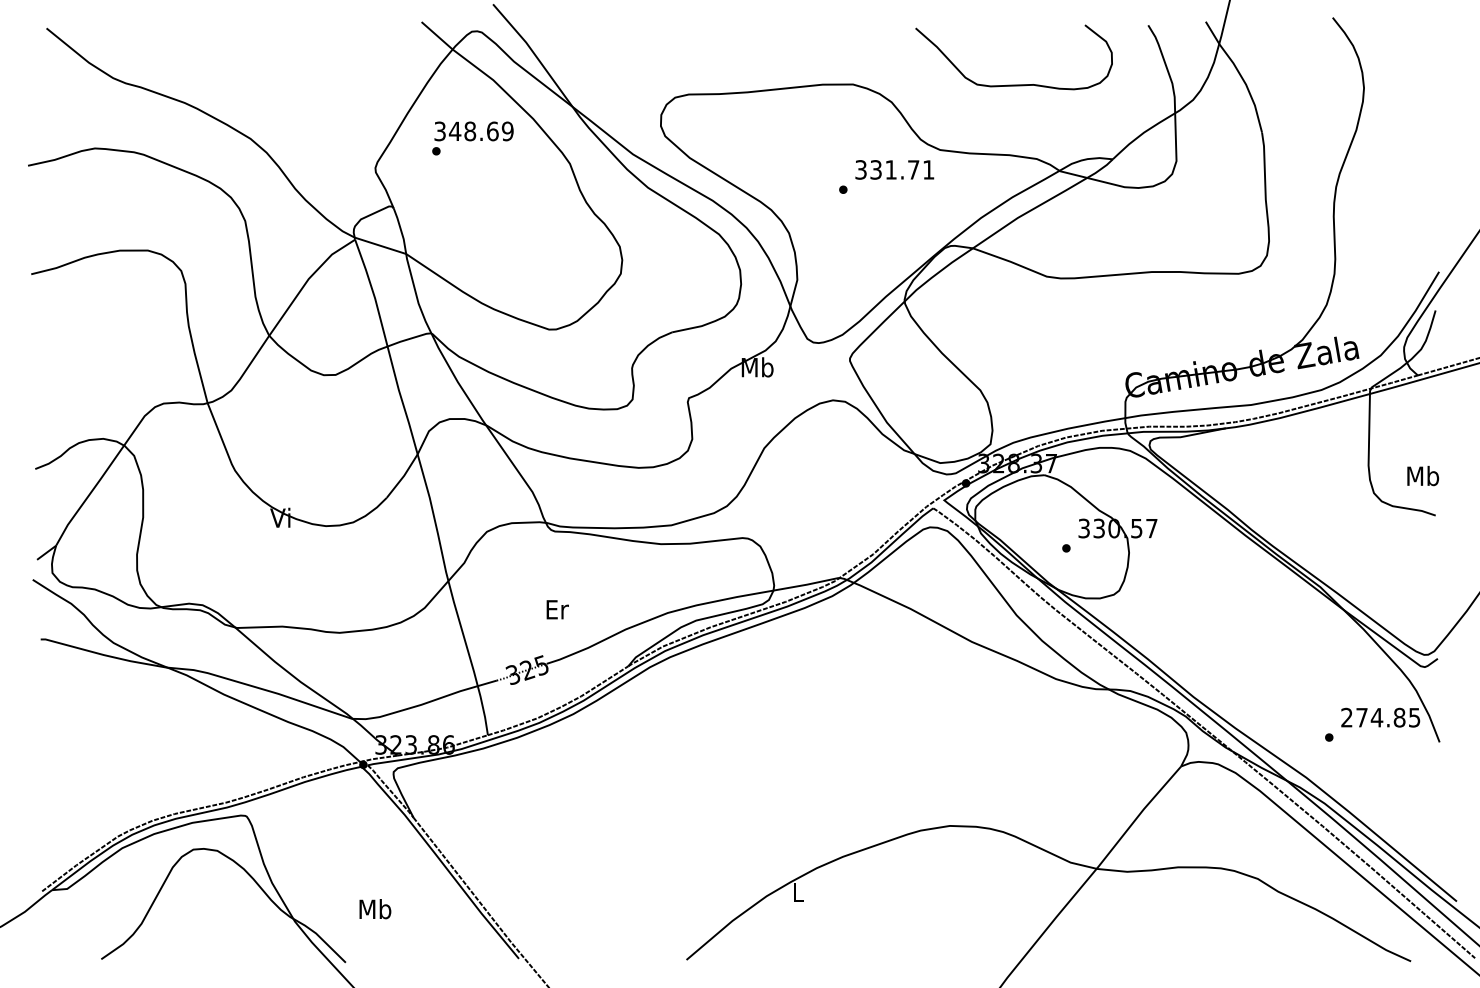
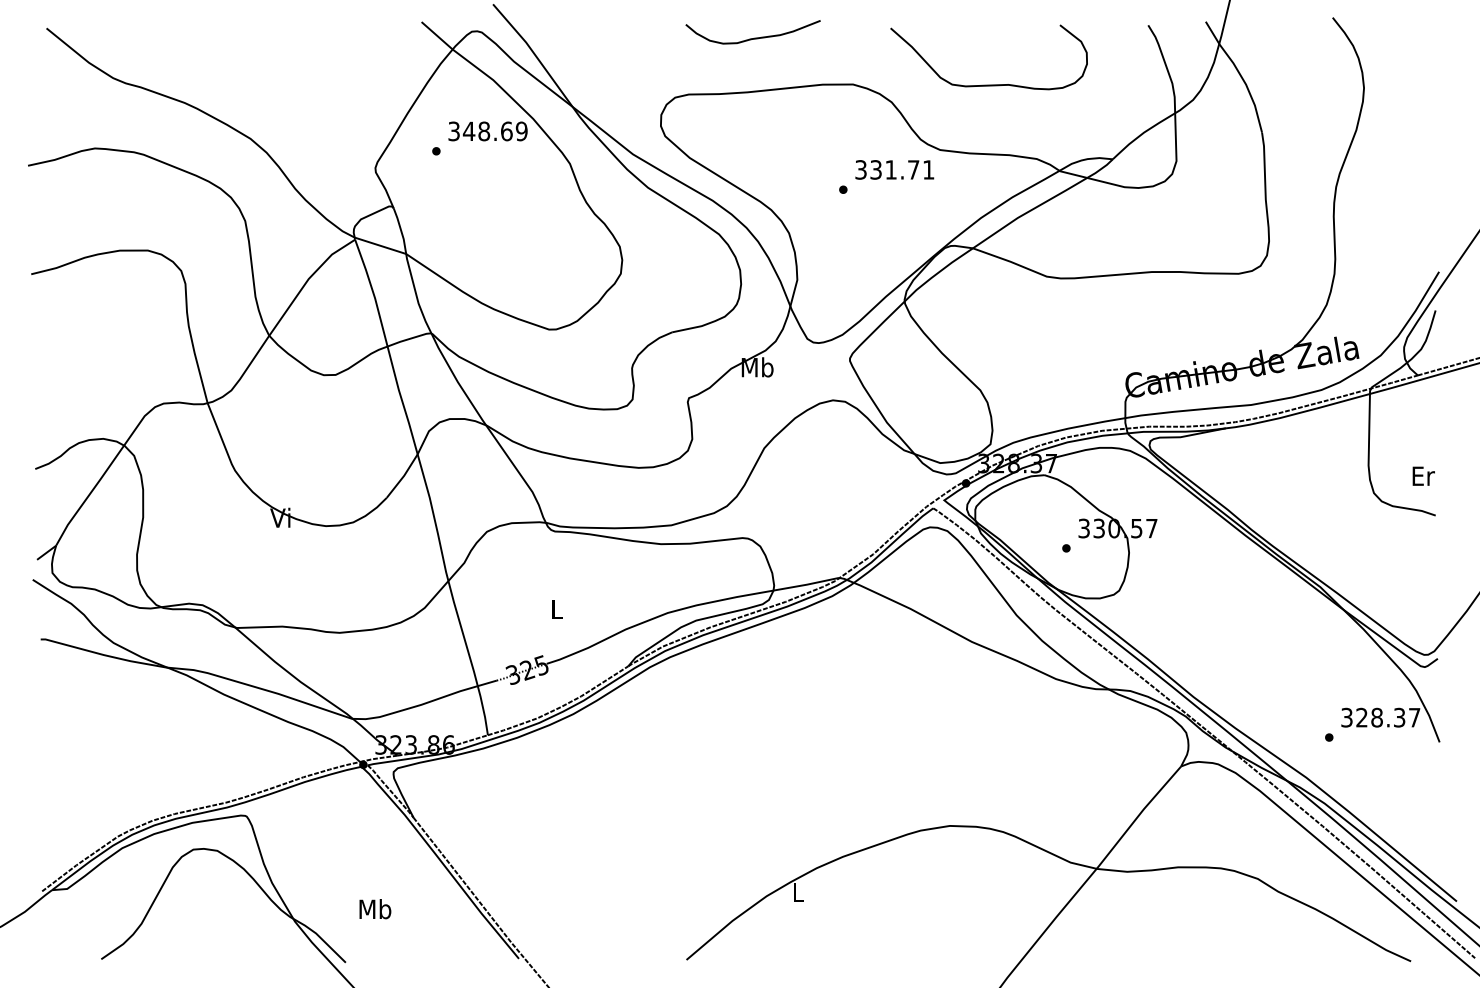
curve: none -> present (754, 37)
curve position: (1013, 84) -> (988, 84) (988, 84)
text position: (473, 131) -> (487, 131) (487, 131)
text: Mb -> Er (1423, 475)
text: Er -> L (557, 609)
text: 274.85 -> 328.37 (1380, 717)
